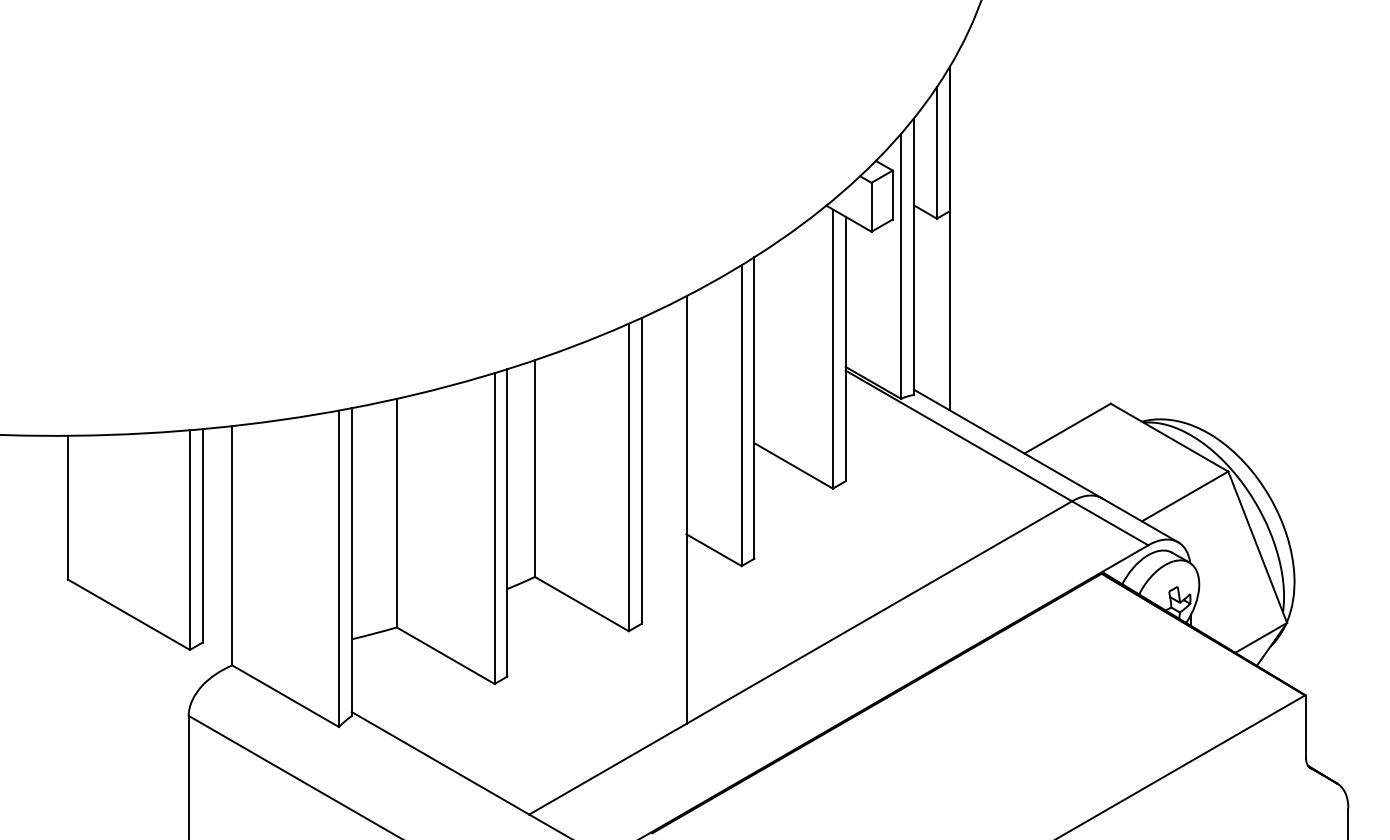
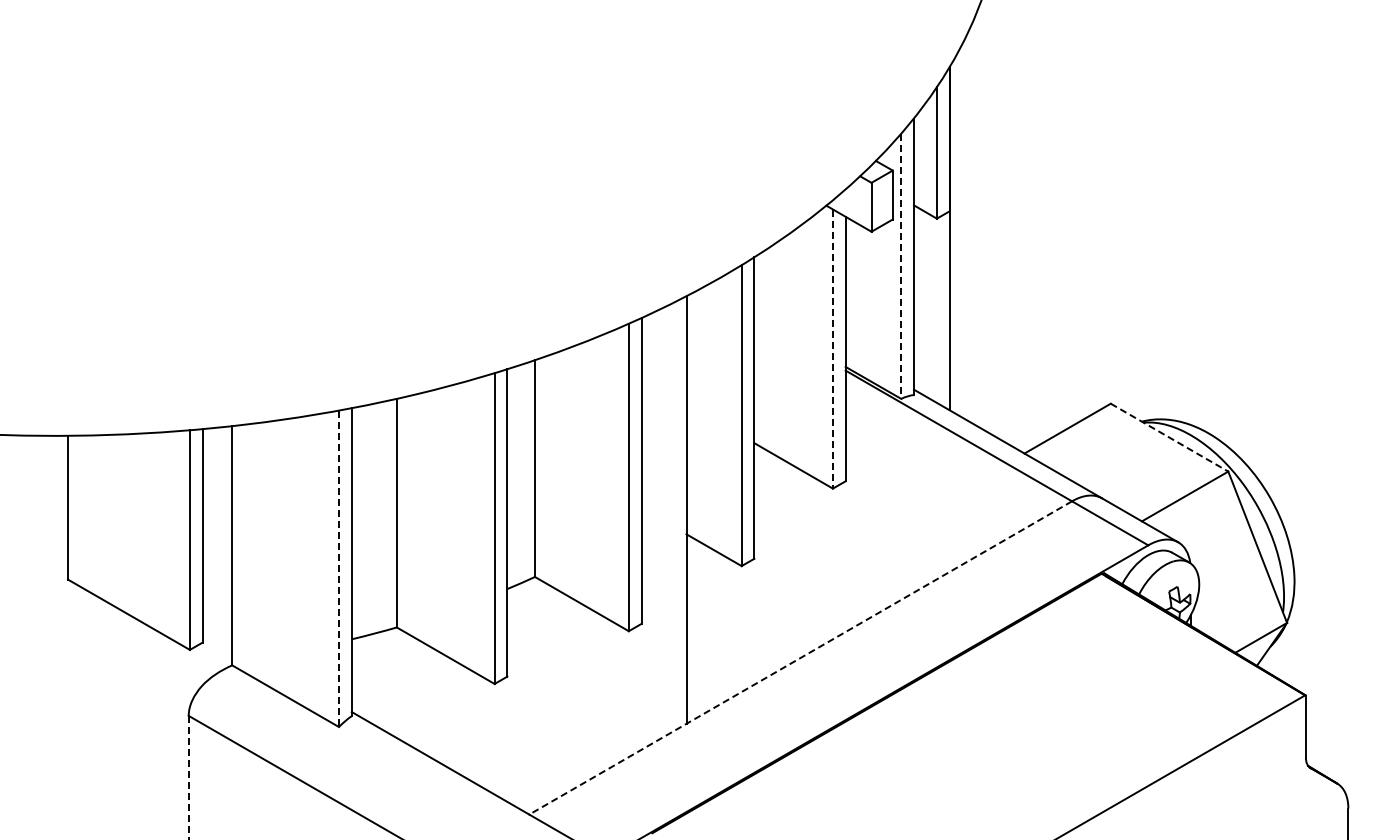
line: solid -> dashed (901, 266)
line: solid -> dashed (832, 349)
line: solid -> dashed (1169, 437)
line: solid -> dashed (338, 569)
line: solid -> dashed (800, 658)
line: solid -> dashed (188, 777)
